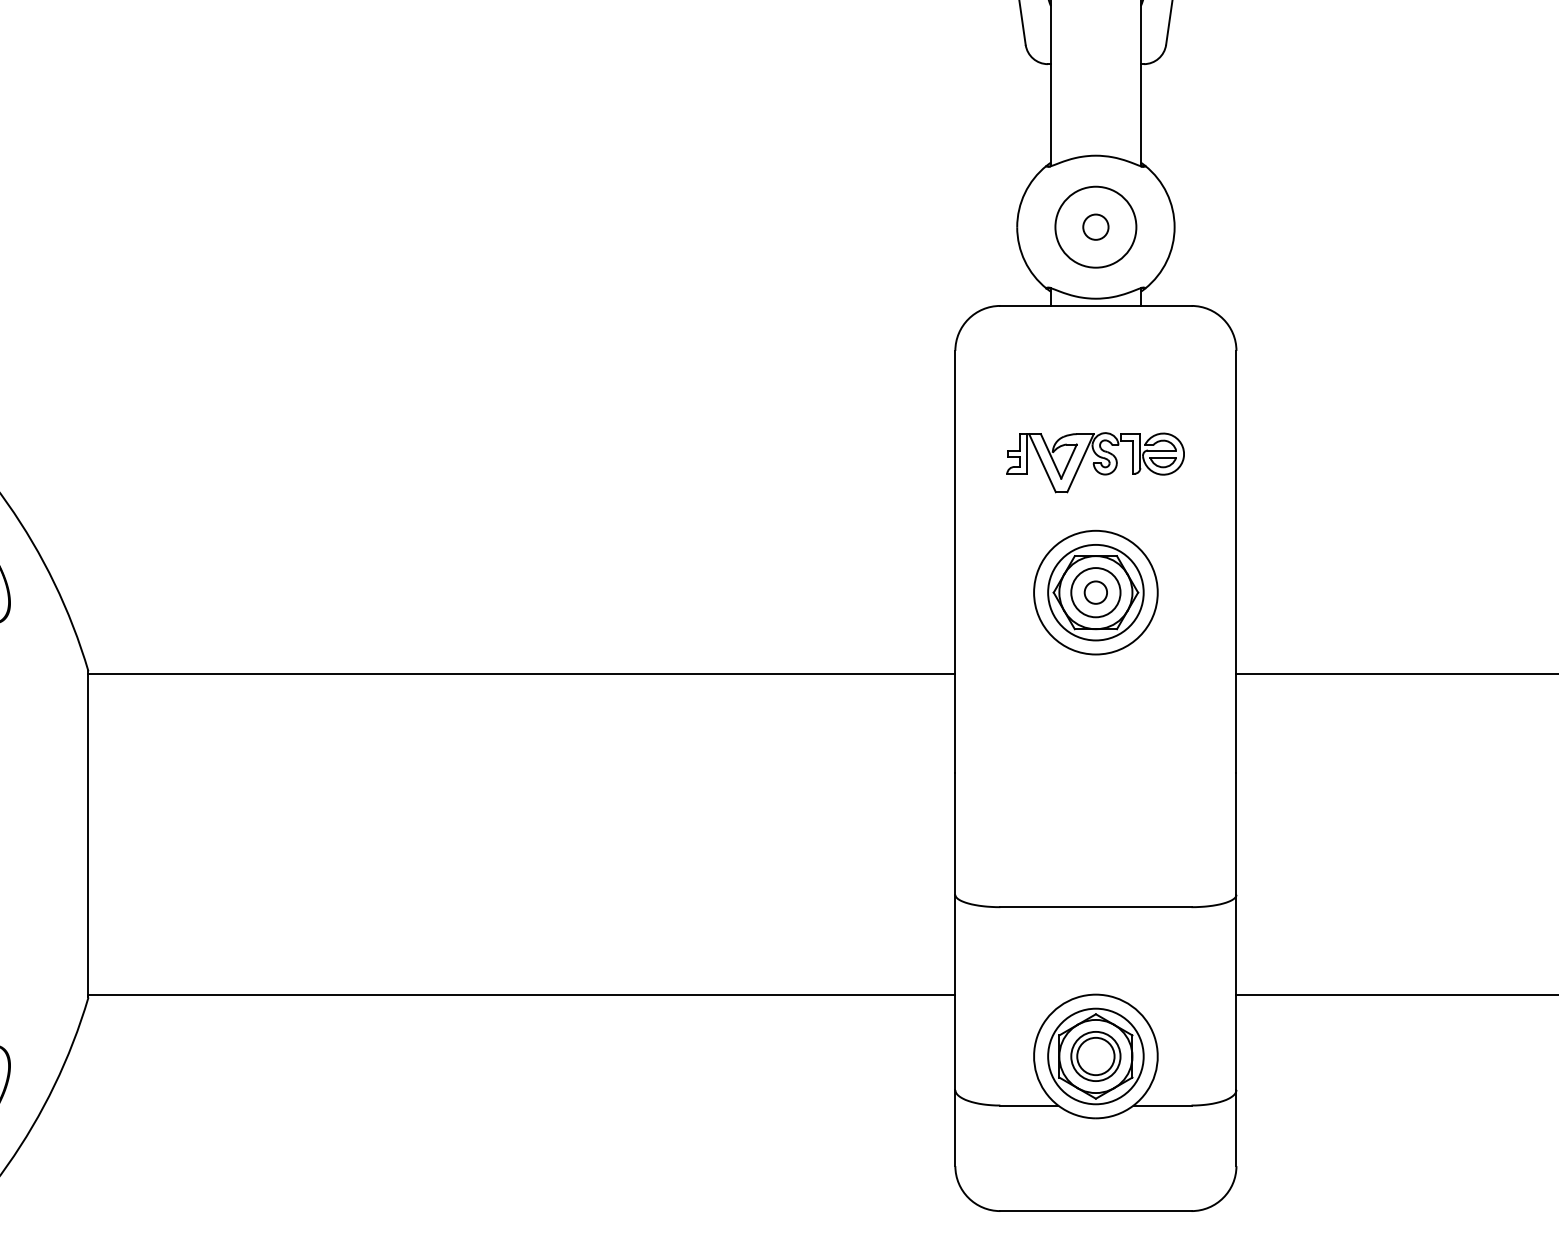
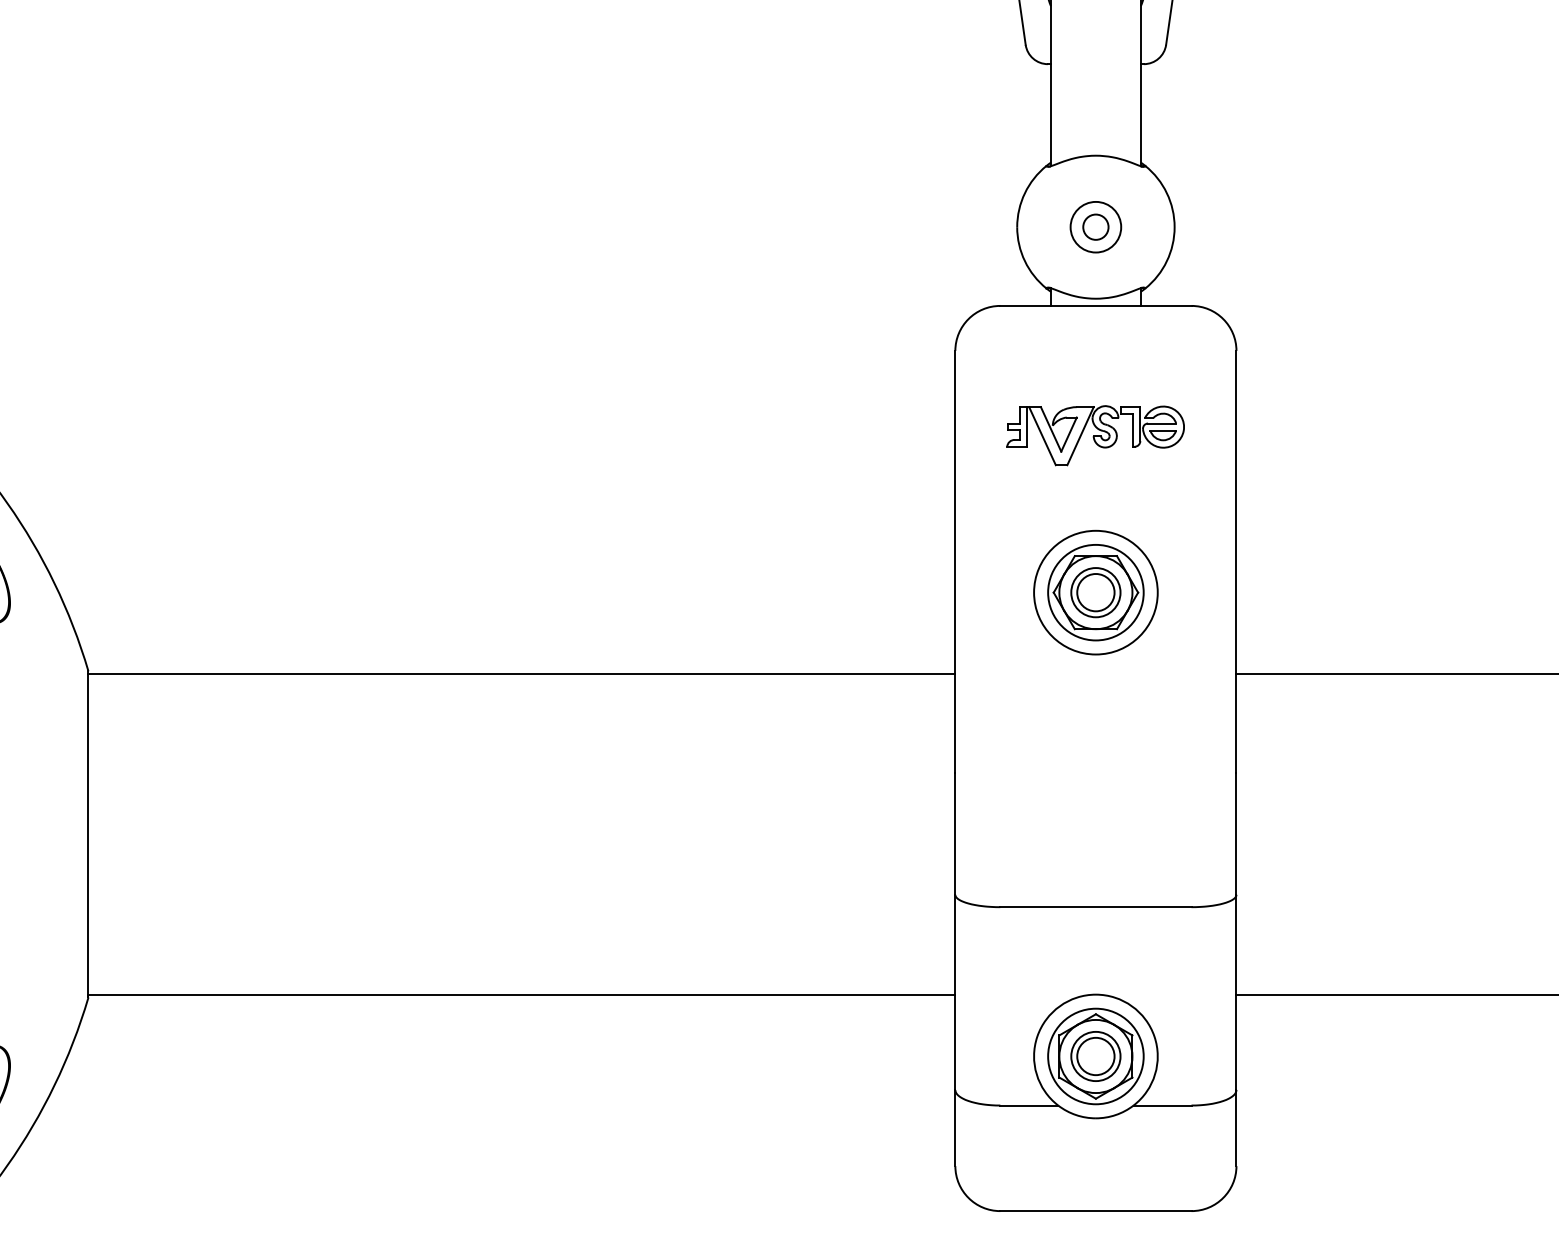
circle diameter: 81 px -> 51 px (1095, 226)
part position: (1095, 462) -> (1095, 435) (1095, 435)
circle diameter: 22 px -> 37 px (1095, 592)
